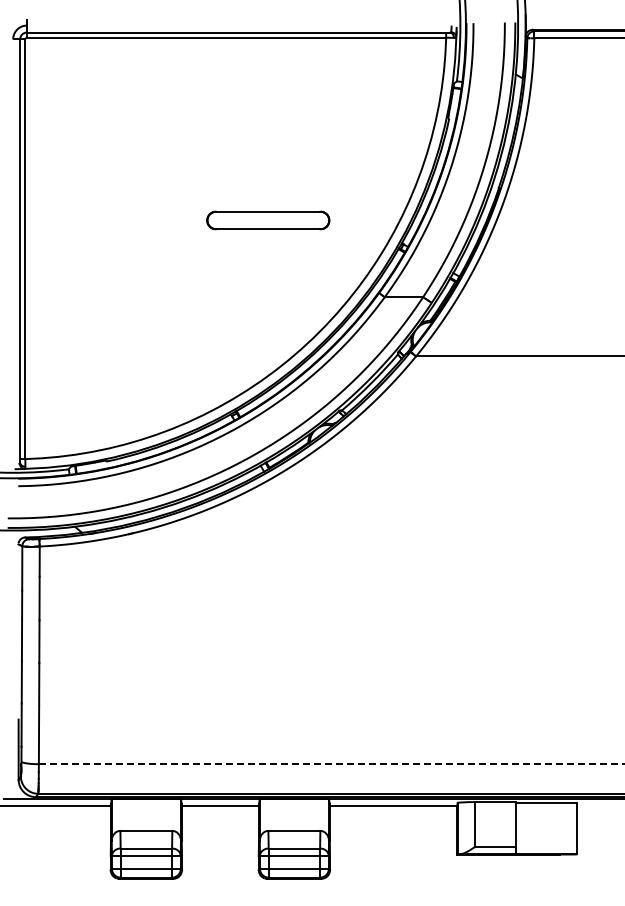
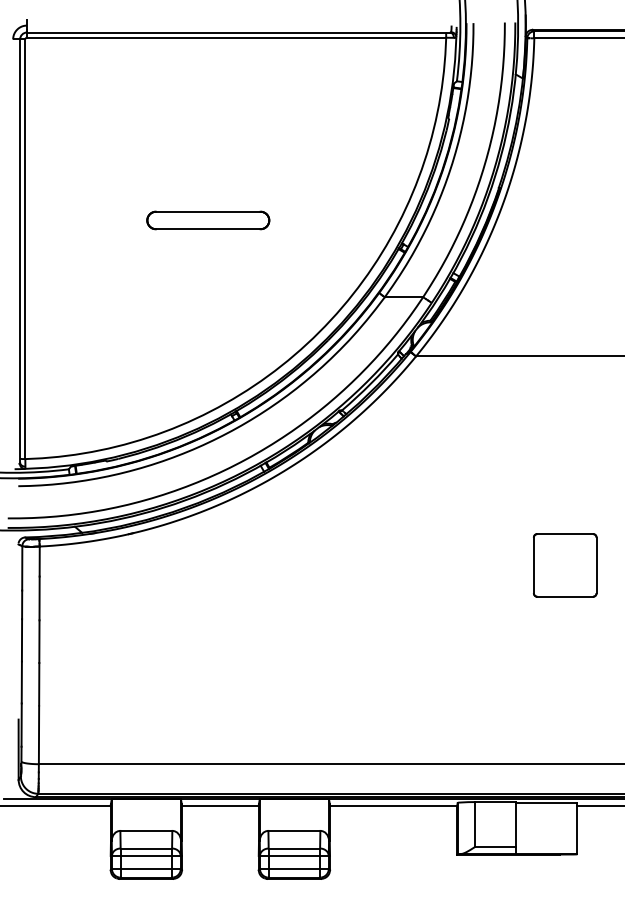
part position: (268, 220) -> (208, 220) (208, 220)
part: none -> present (565, 565)
line: dashed -> solid (331, 764)
line: none -> present (599, 805)
